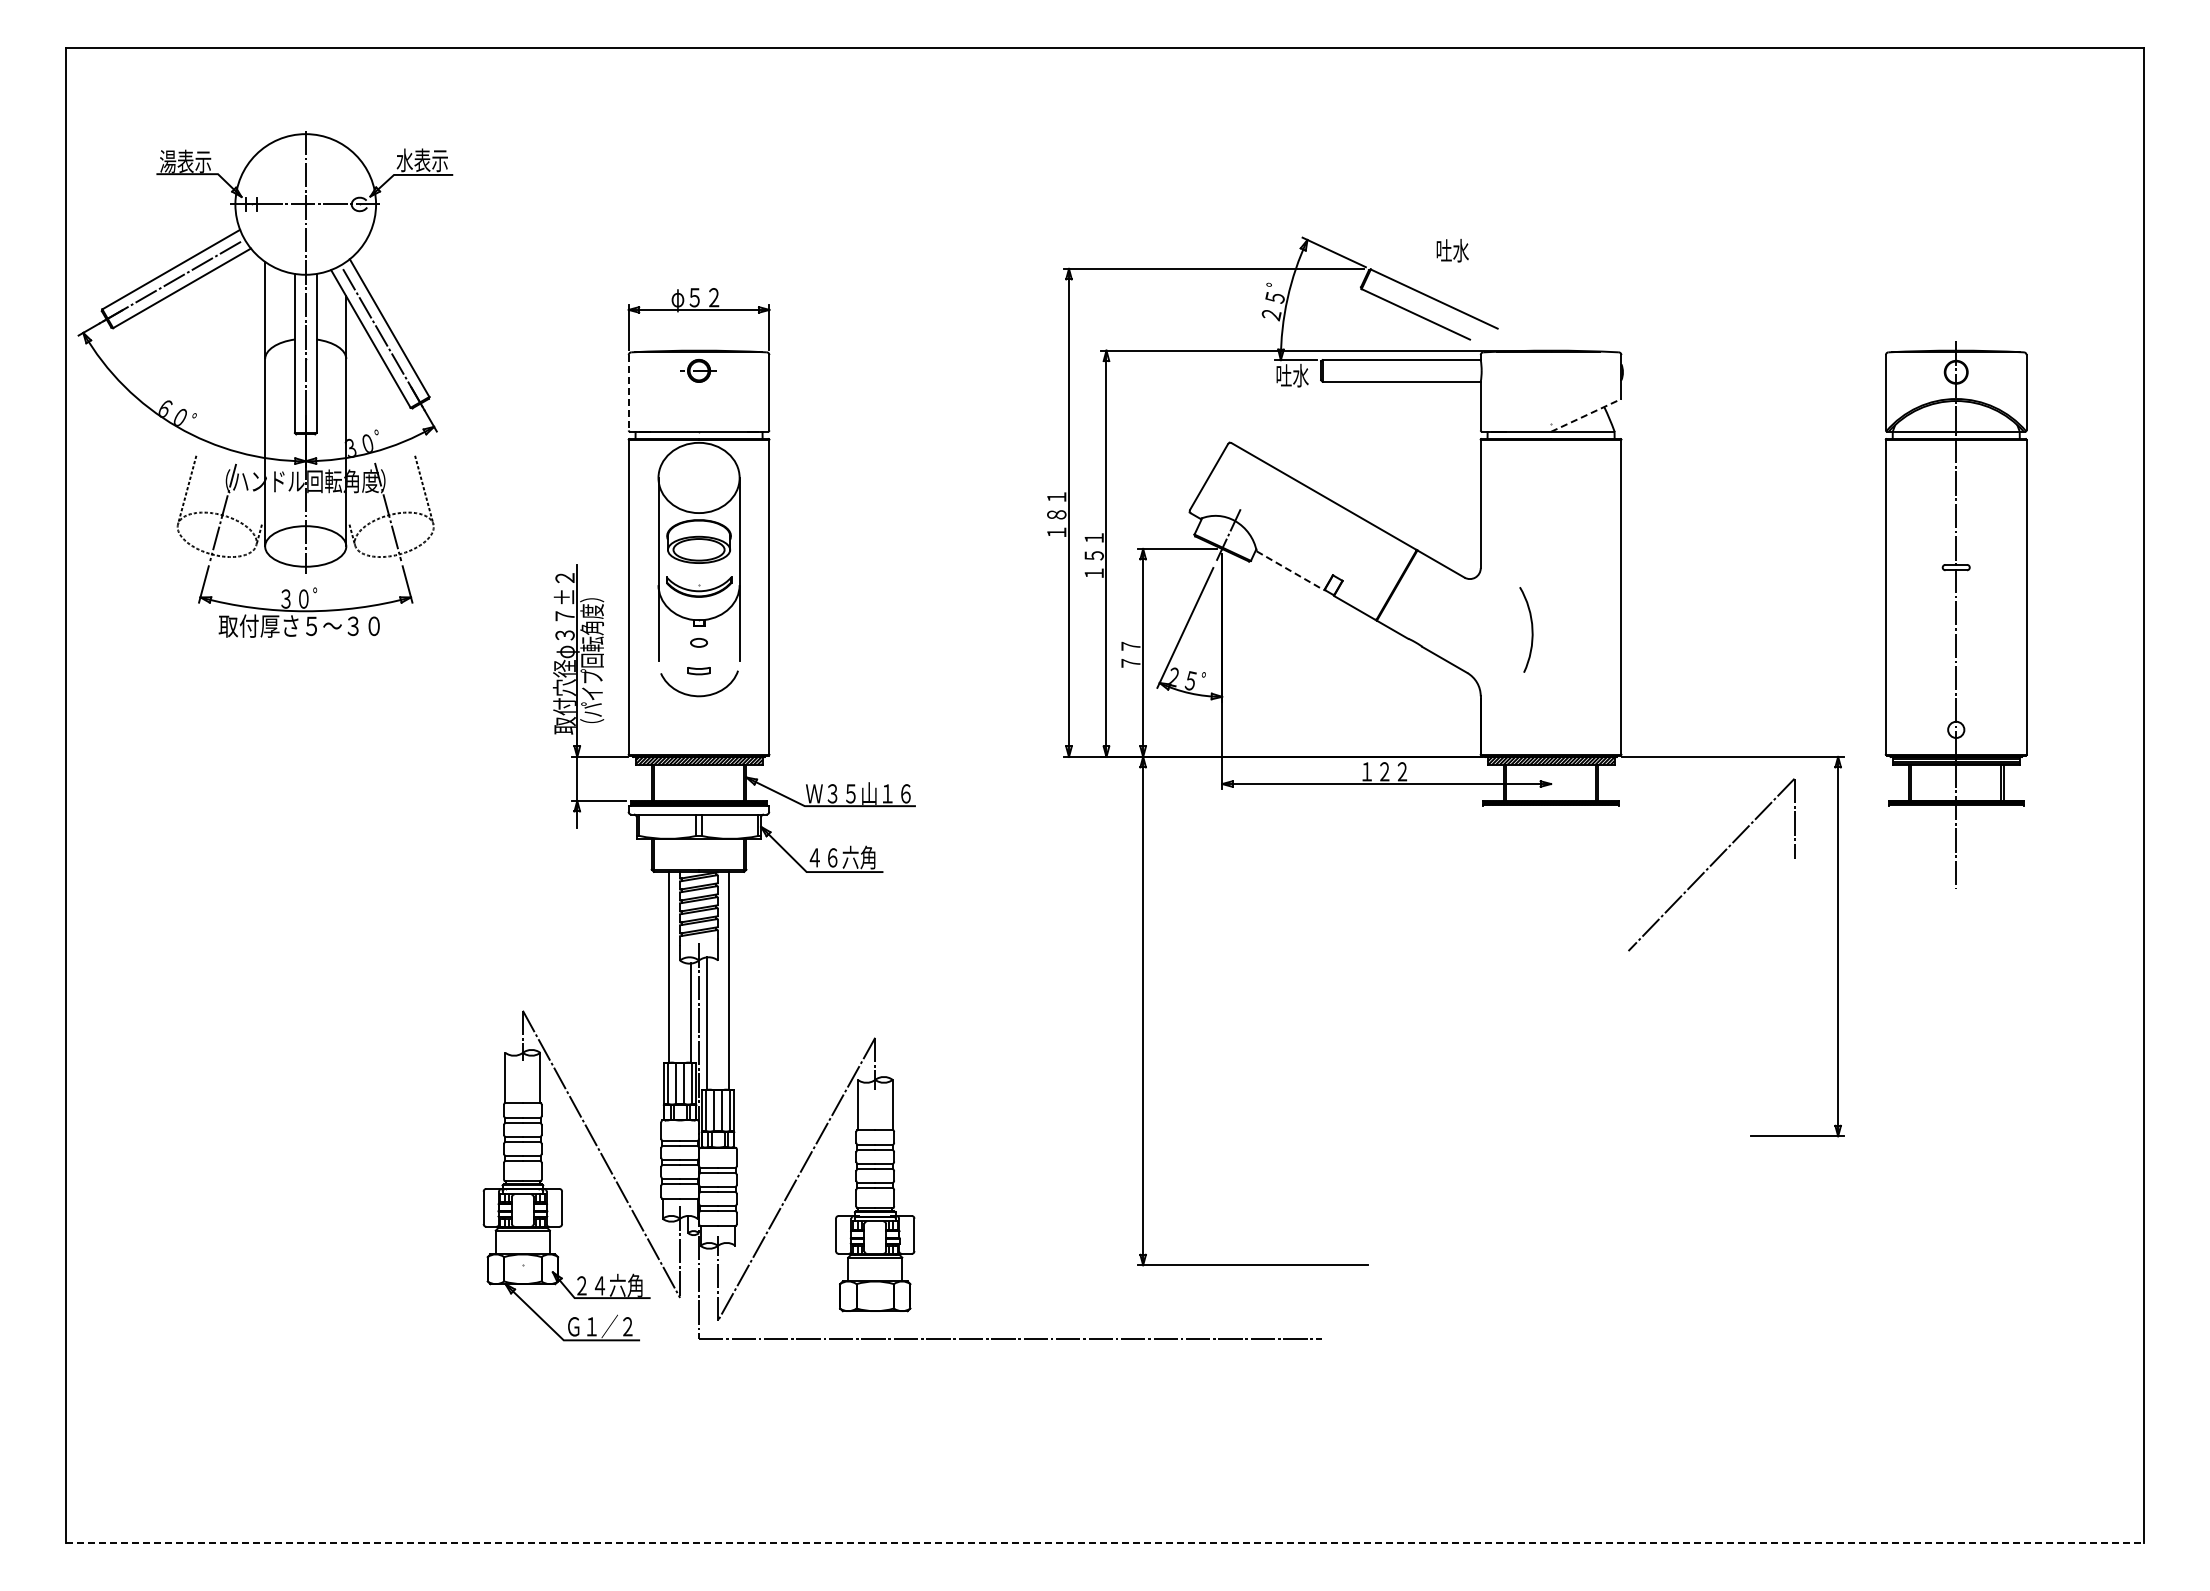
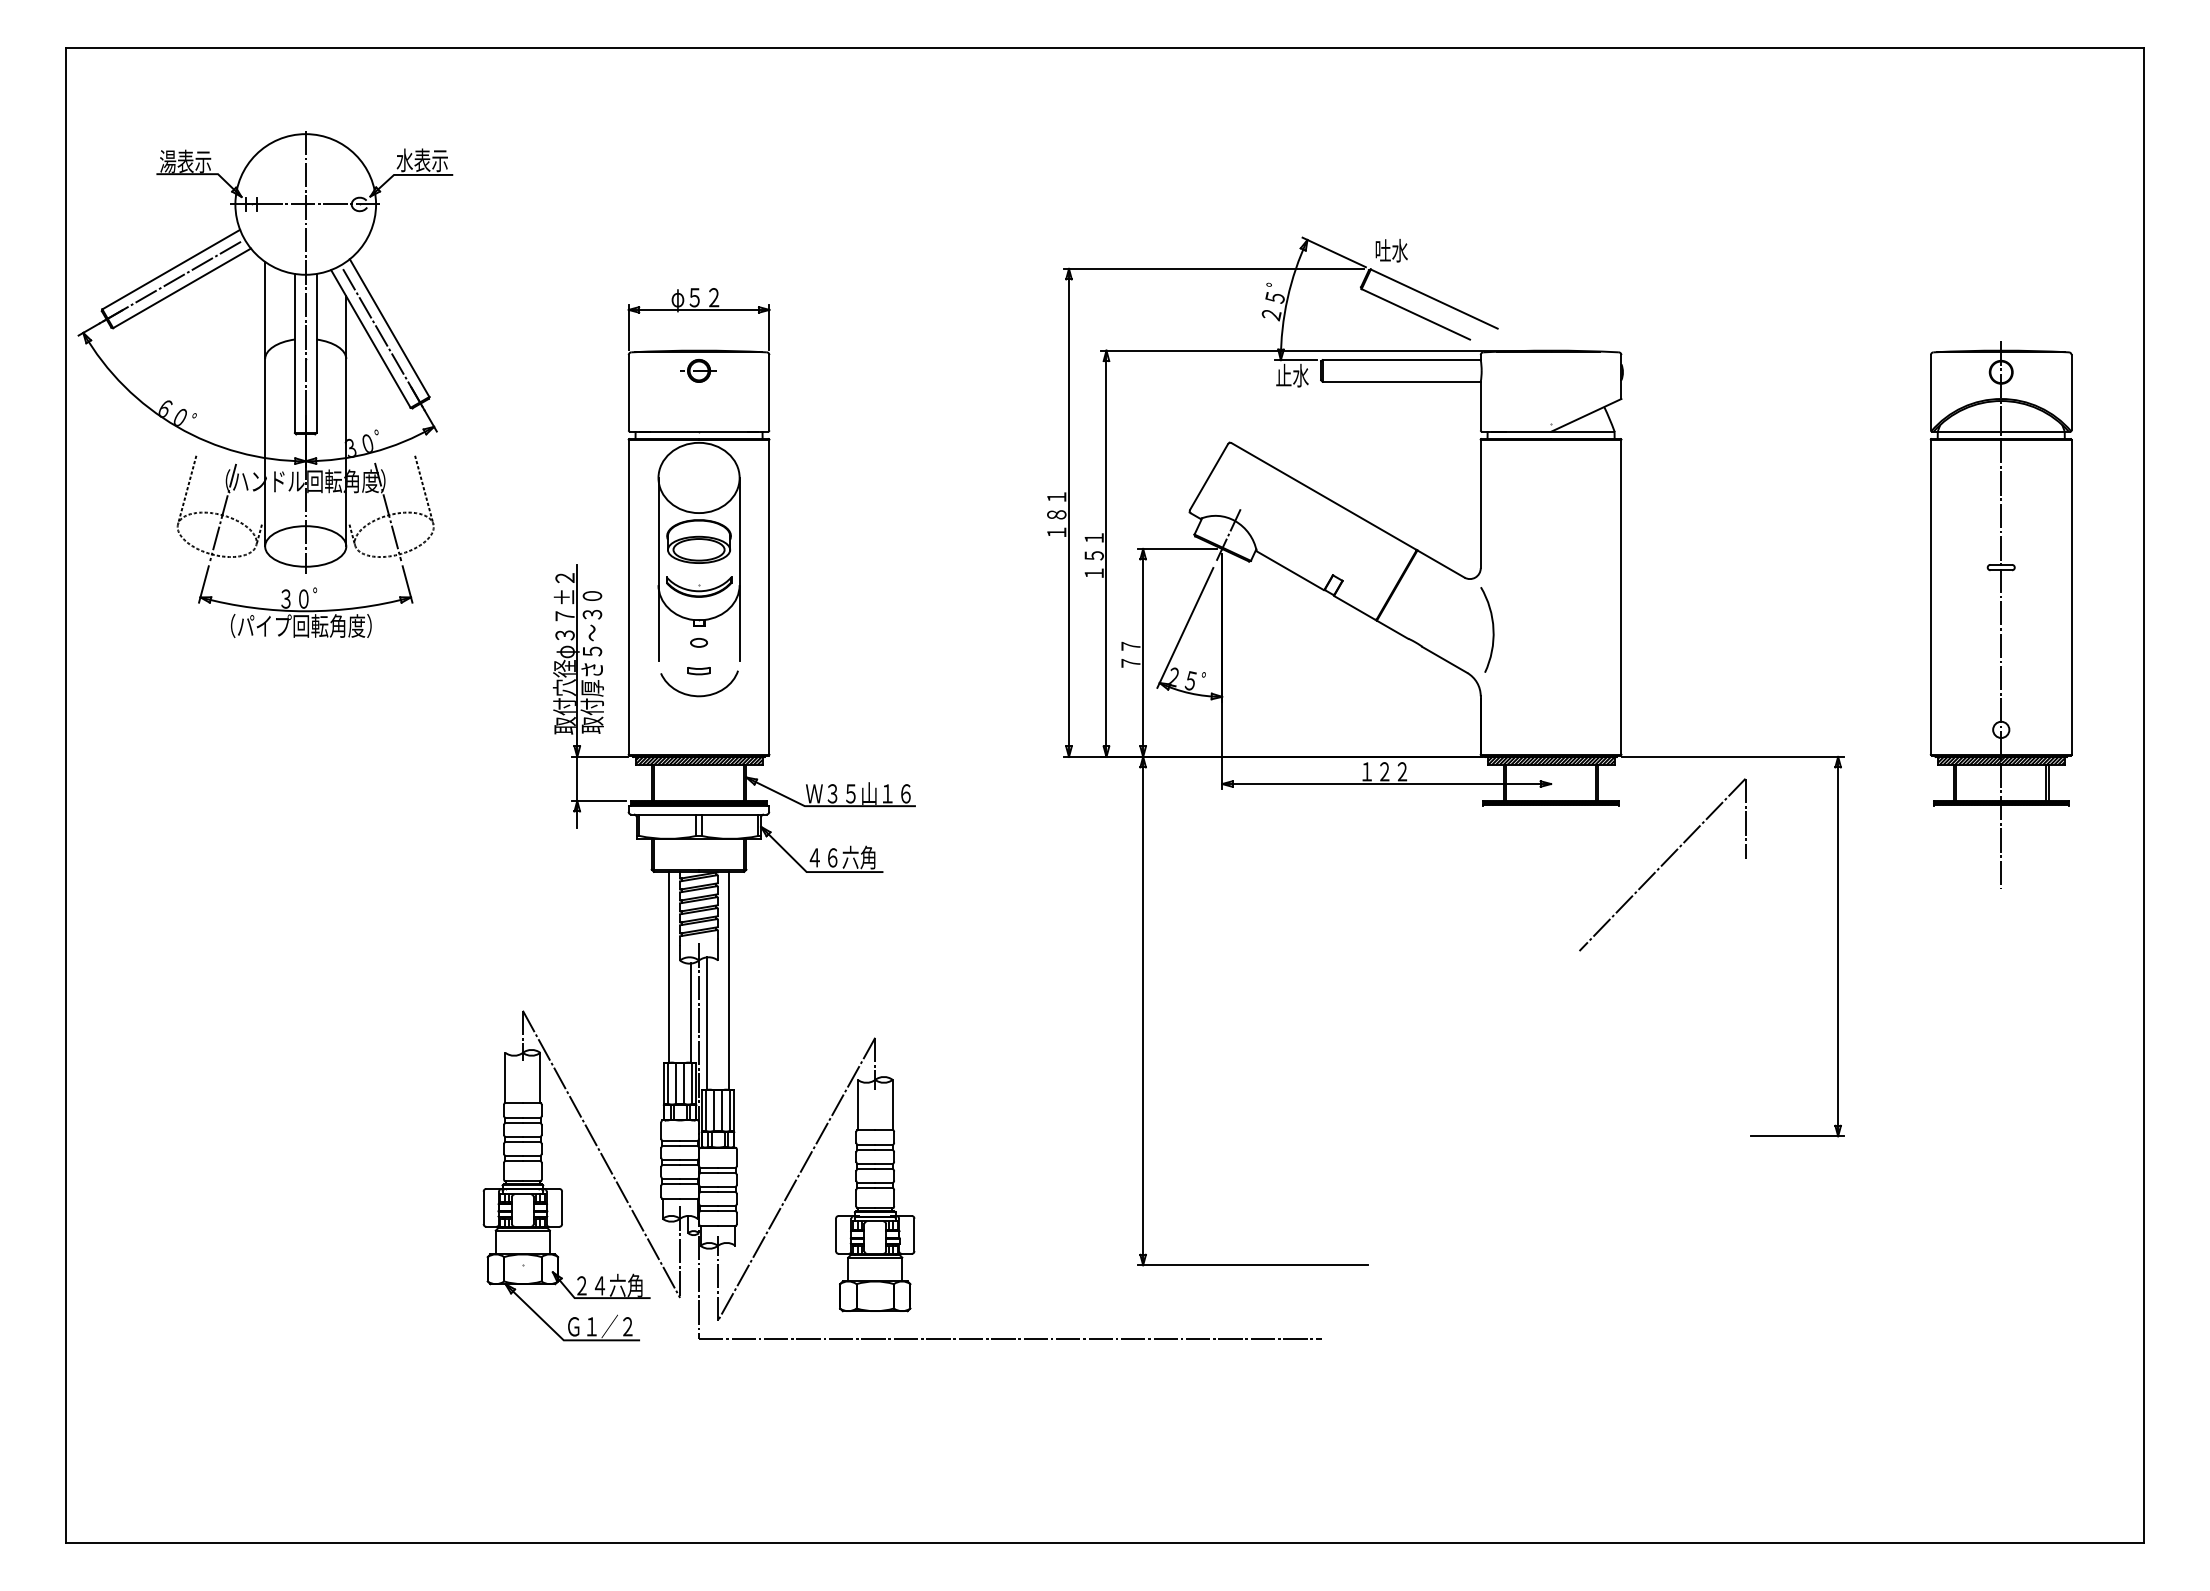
text position: (1452, 250) -> (1391, 250) (1391, 250)
text: 吐水 -> 止水 (1283, 374)
line: dashed -> solid (628, 392)
line: dashed -> solid (1586, 415)
line: dashed -> solid (1290, 570)
part position: (1955, 614) -> (2000, 614) (2000, 614)
text: 取付厚さ５～３０ -> （パイプ回転角度） (298, 625)
arc position: (1531, 629) -> (1492, 629) (1492, 629)
text: （パイプ回転角度） -> 取付厚さ５～３０ (592, 662)
part position: (1711, 864) -> (1662, 864) (1662, 864)
line: dashed -> solid (1105, 1543)
